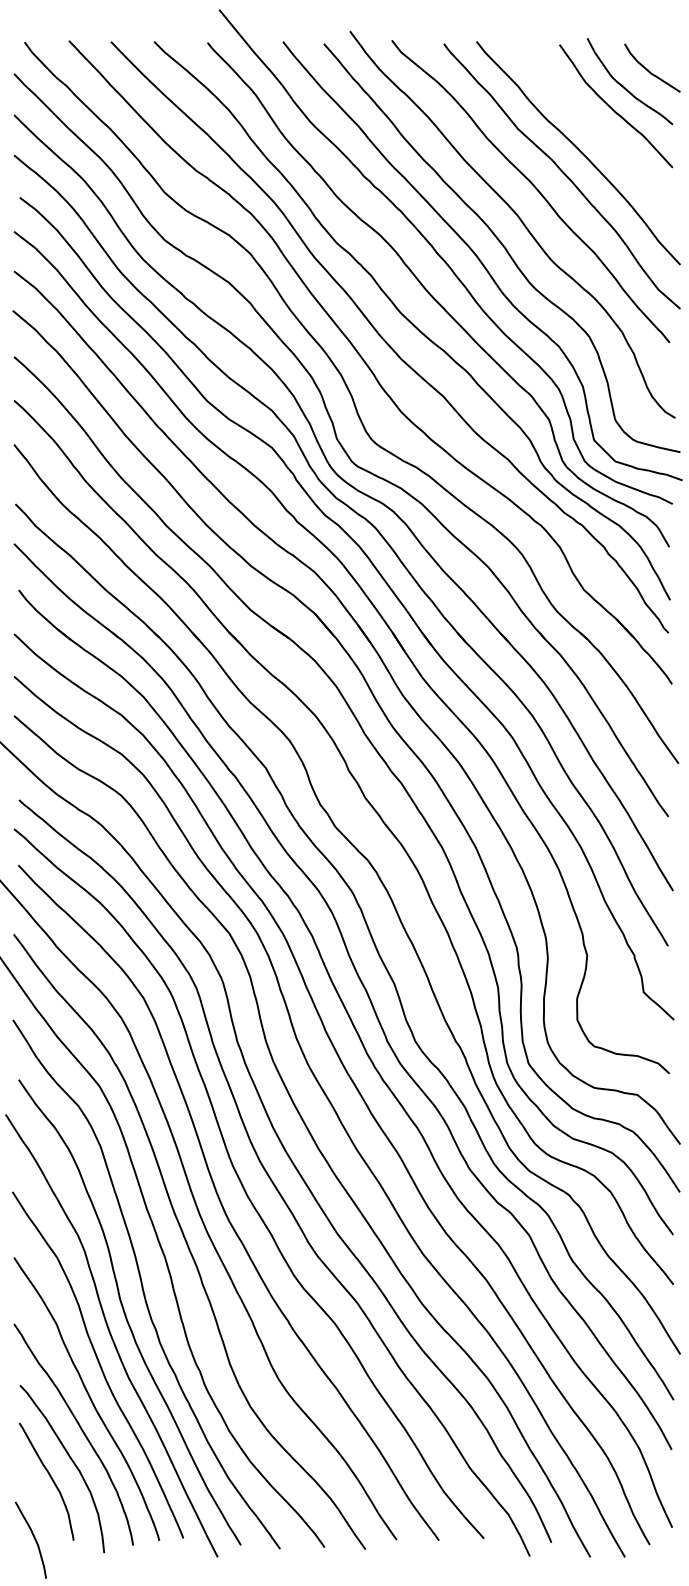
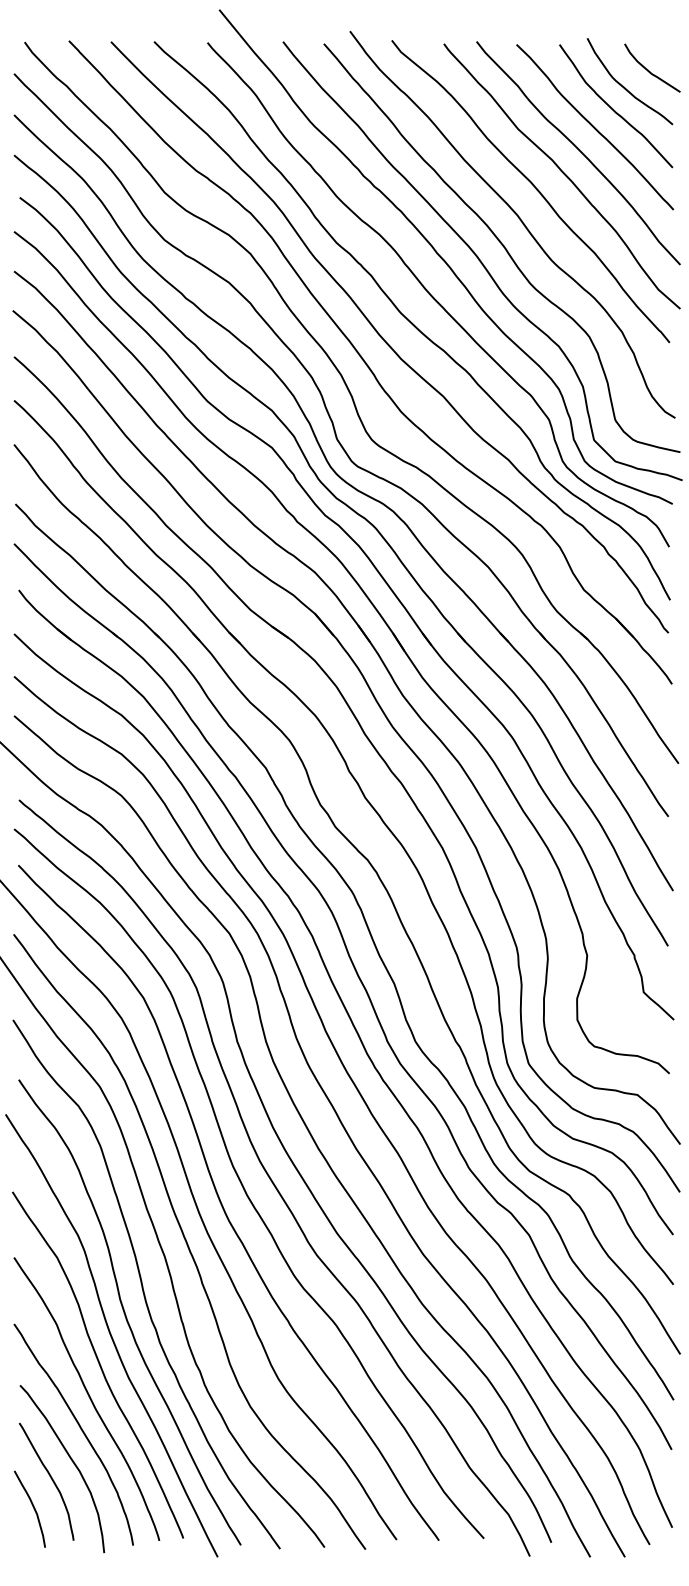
curve: none -> present (595, 127)
curve position: (33, 1537) -> (32, 1506) (32, 1506)
